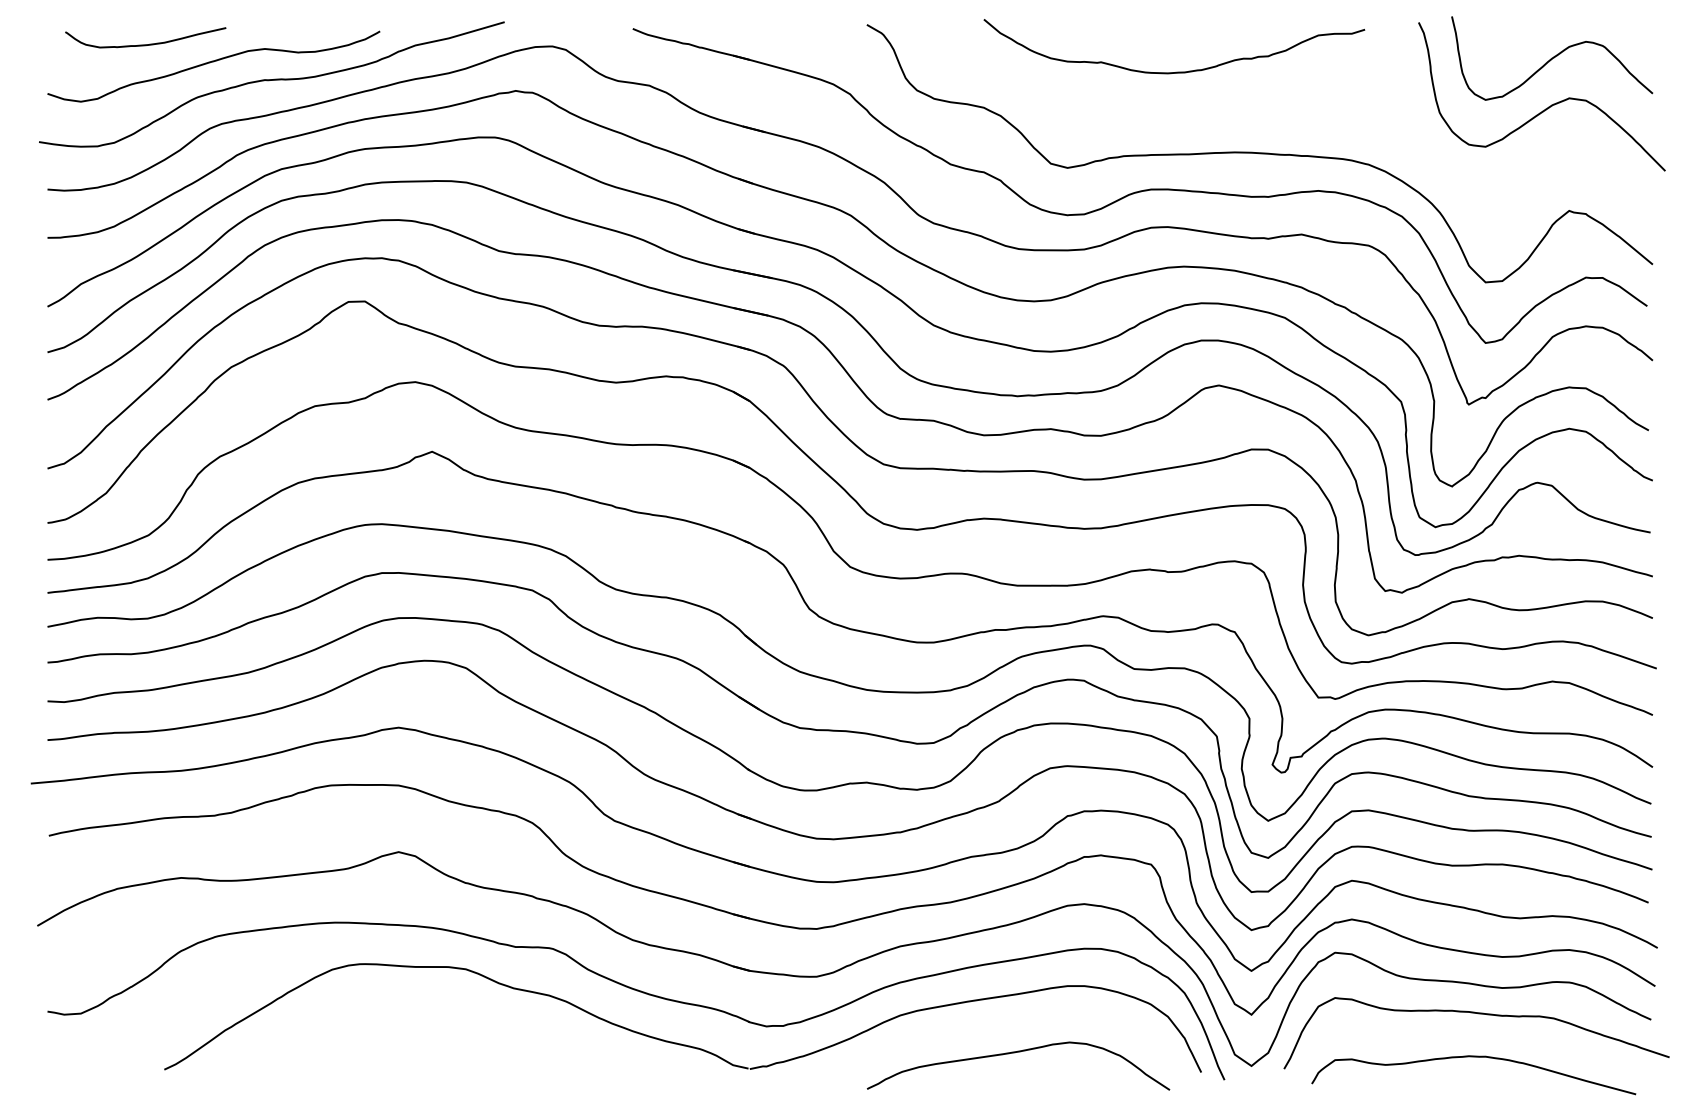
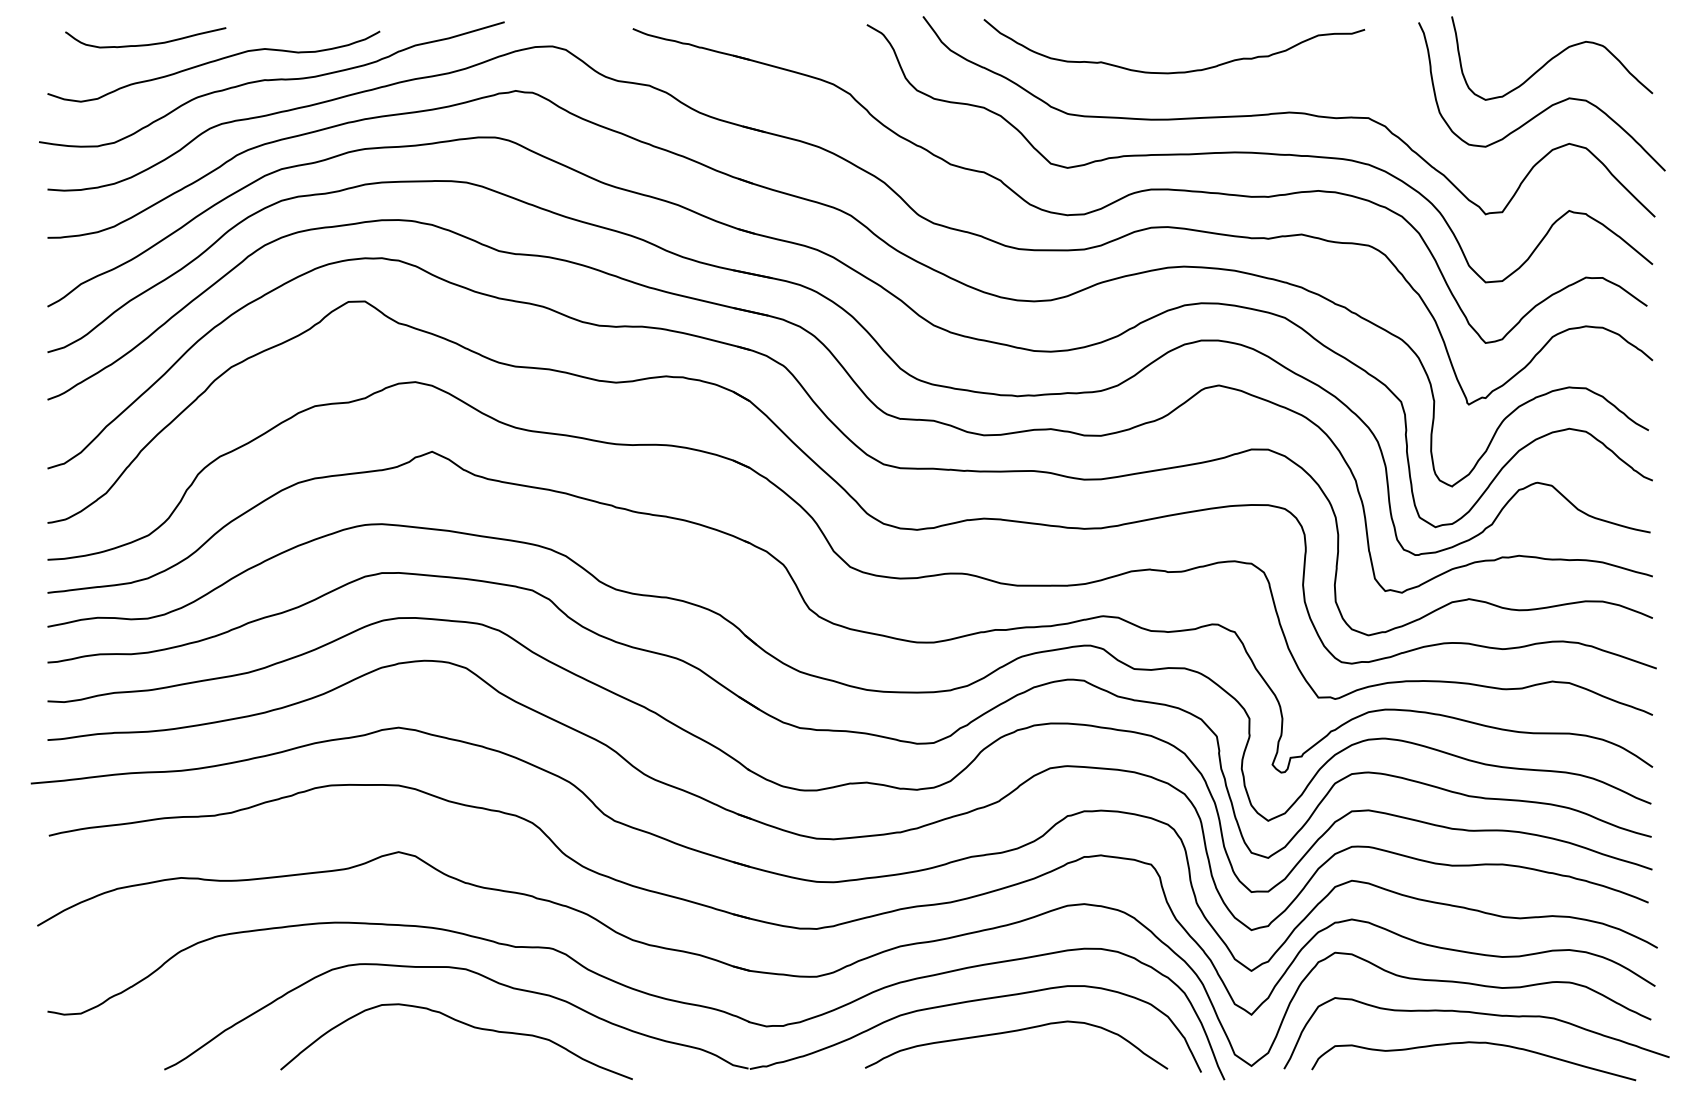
curve: none -> present (1288, 113)
curve: none -> present (461, 1023)
curve position: (1015, 1053) -> (1013, 1032) (1013, 1032)
curve position: (1473, 1057) -> (1473, 1043) (1473, 1043)
